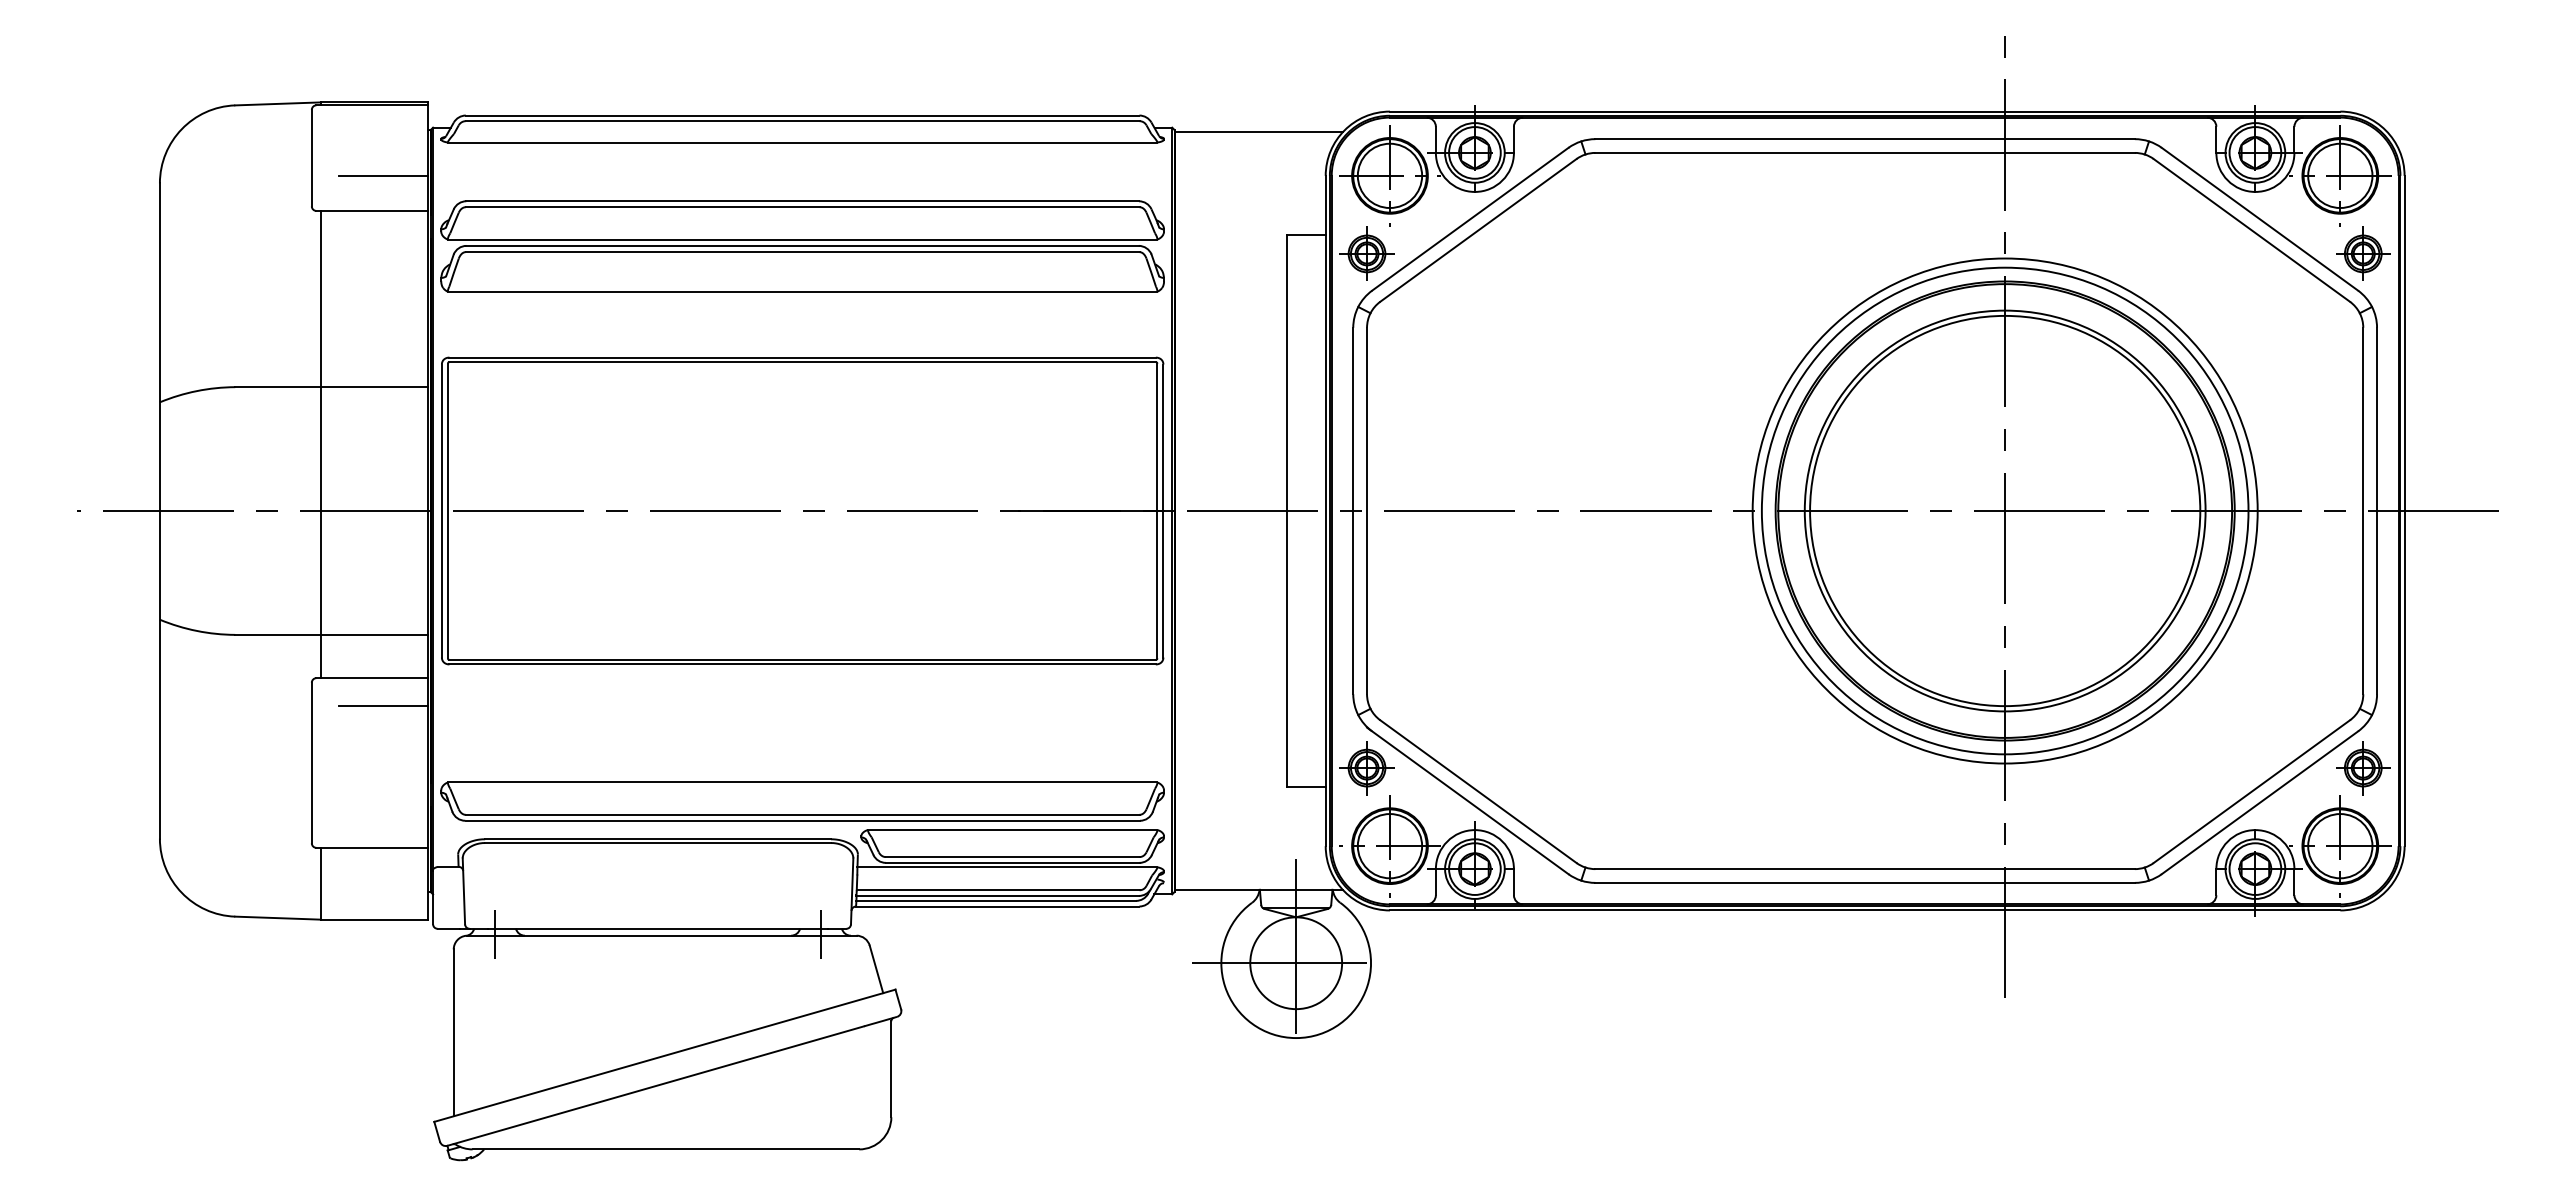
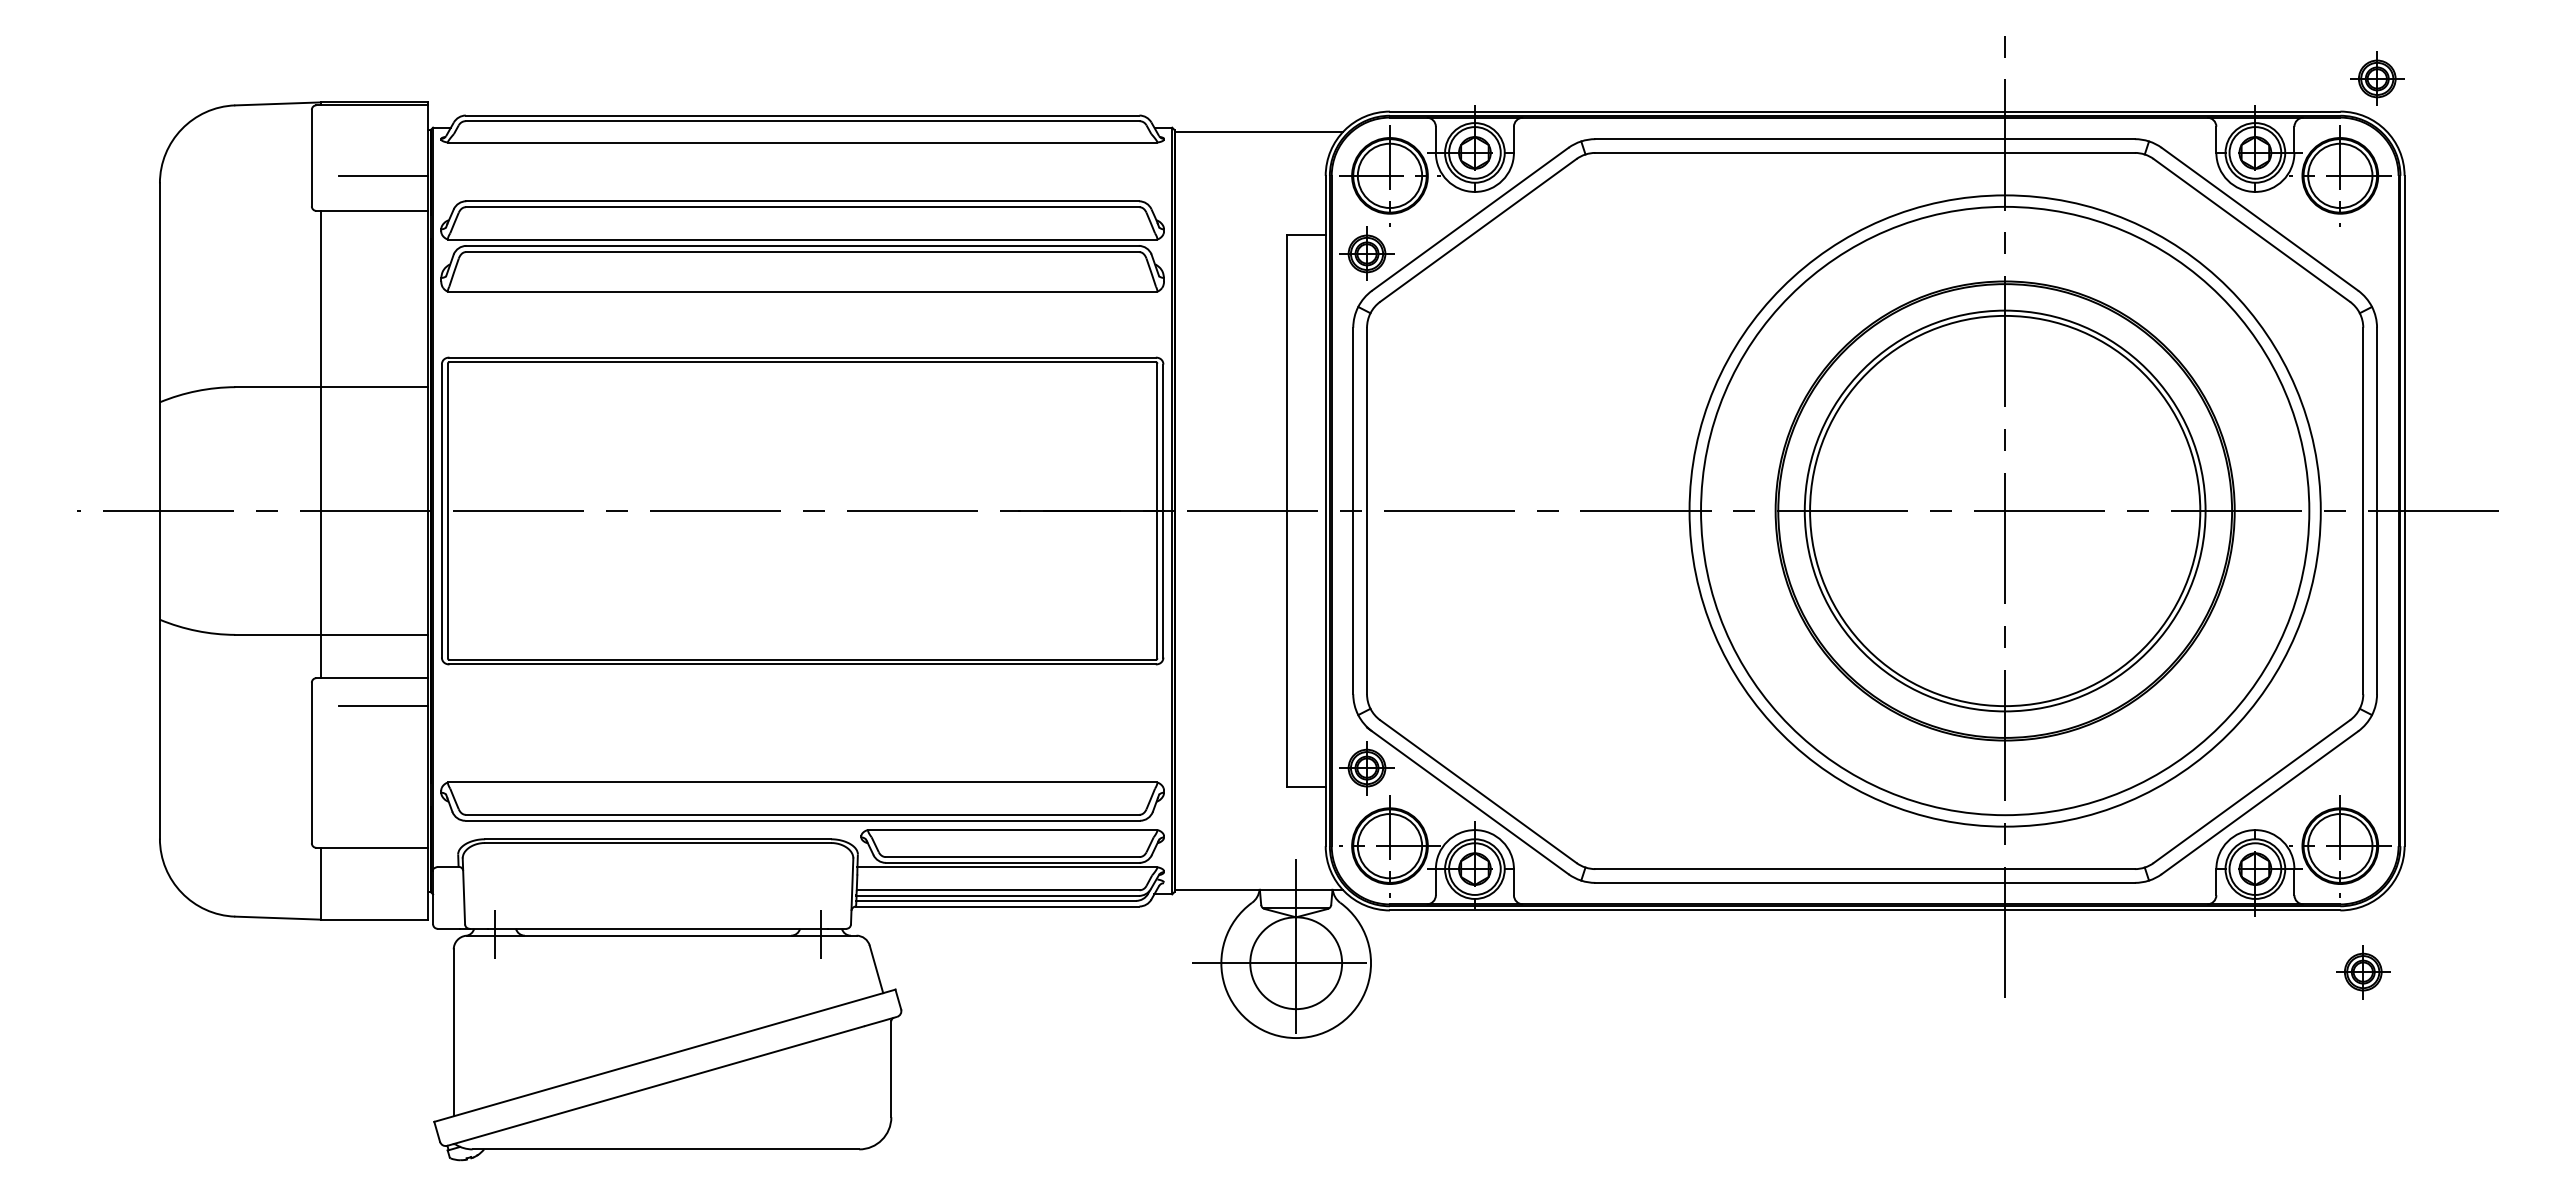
part position: (2363, 253) -> (2377, 78) (2377, 78)
circle diameter: 487 px -> 608 px (2005, 510)
circle diameter: 505 px -> 631 px (2004, 510)
part position: (2363, 768) -> (2363, 972) (2363, 972)
